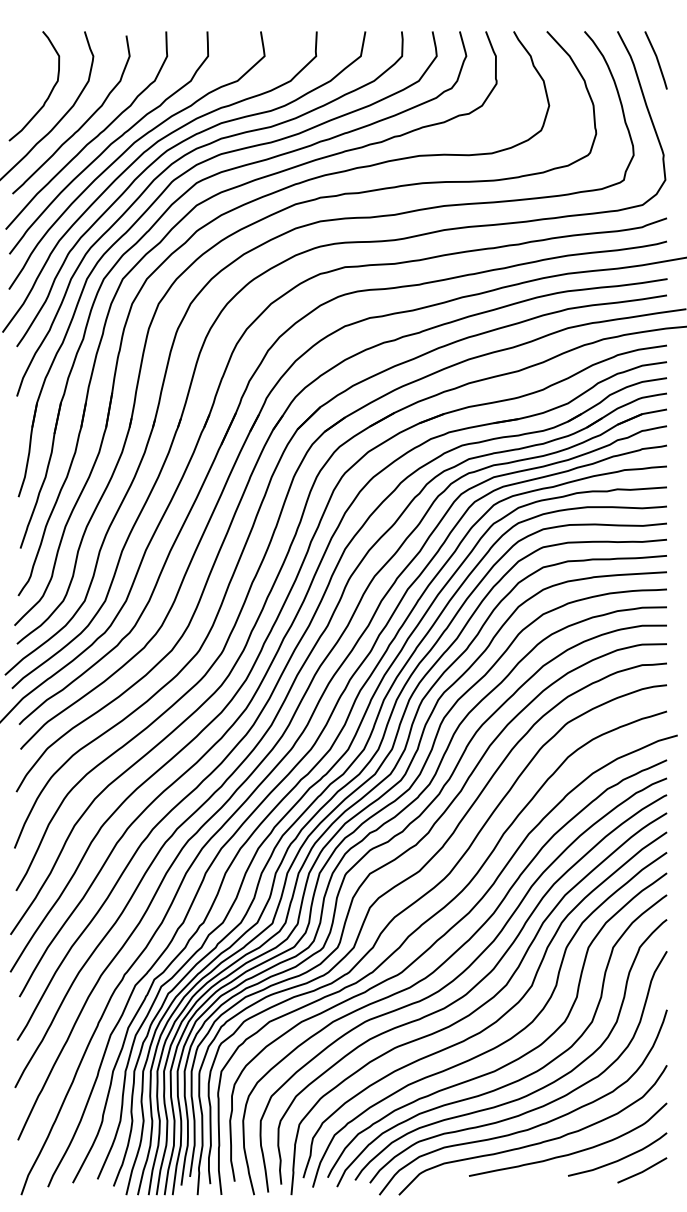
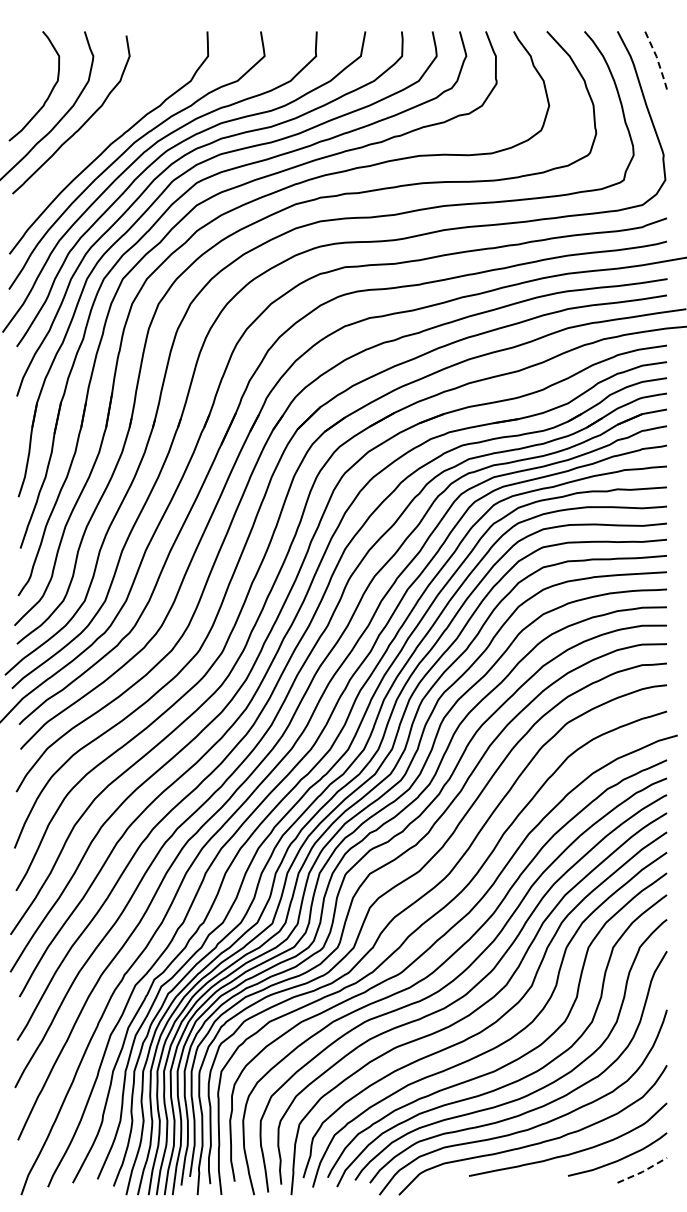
line: solid -> dashed (657, 59)
curve: present -> none (91, 139)
line: solid -> dashed (642, 1172)
